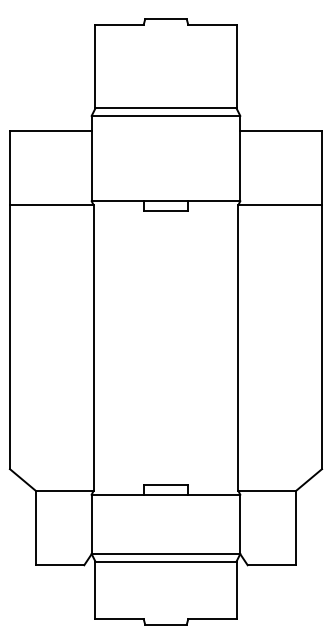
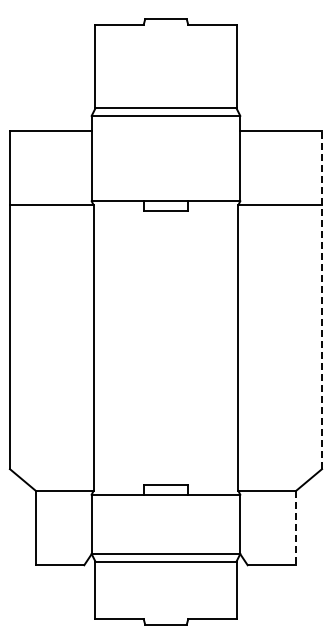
line: solid -> dashed (322, 299)
line: solid -> dashed (296, 528)
